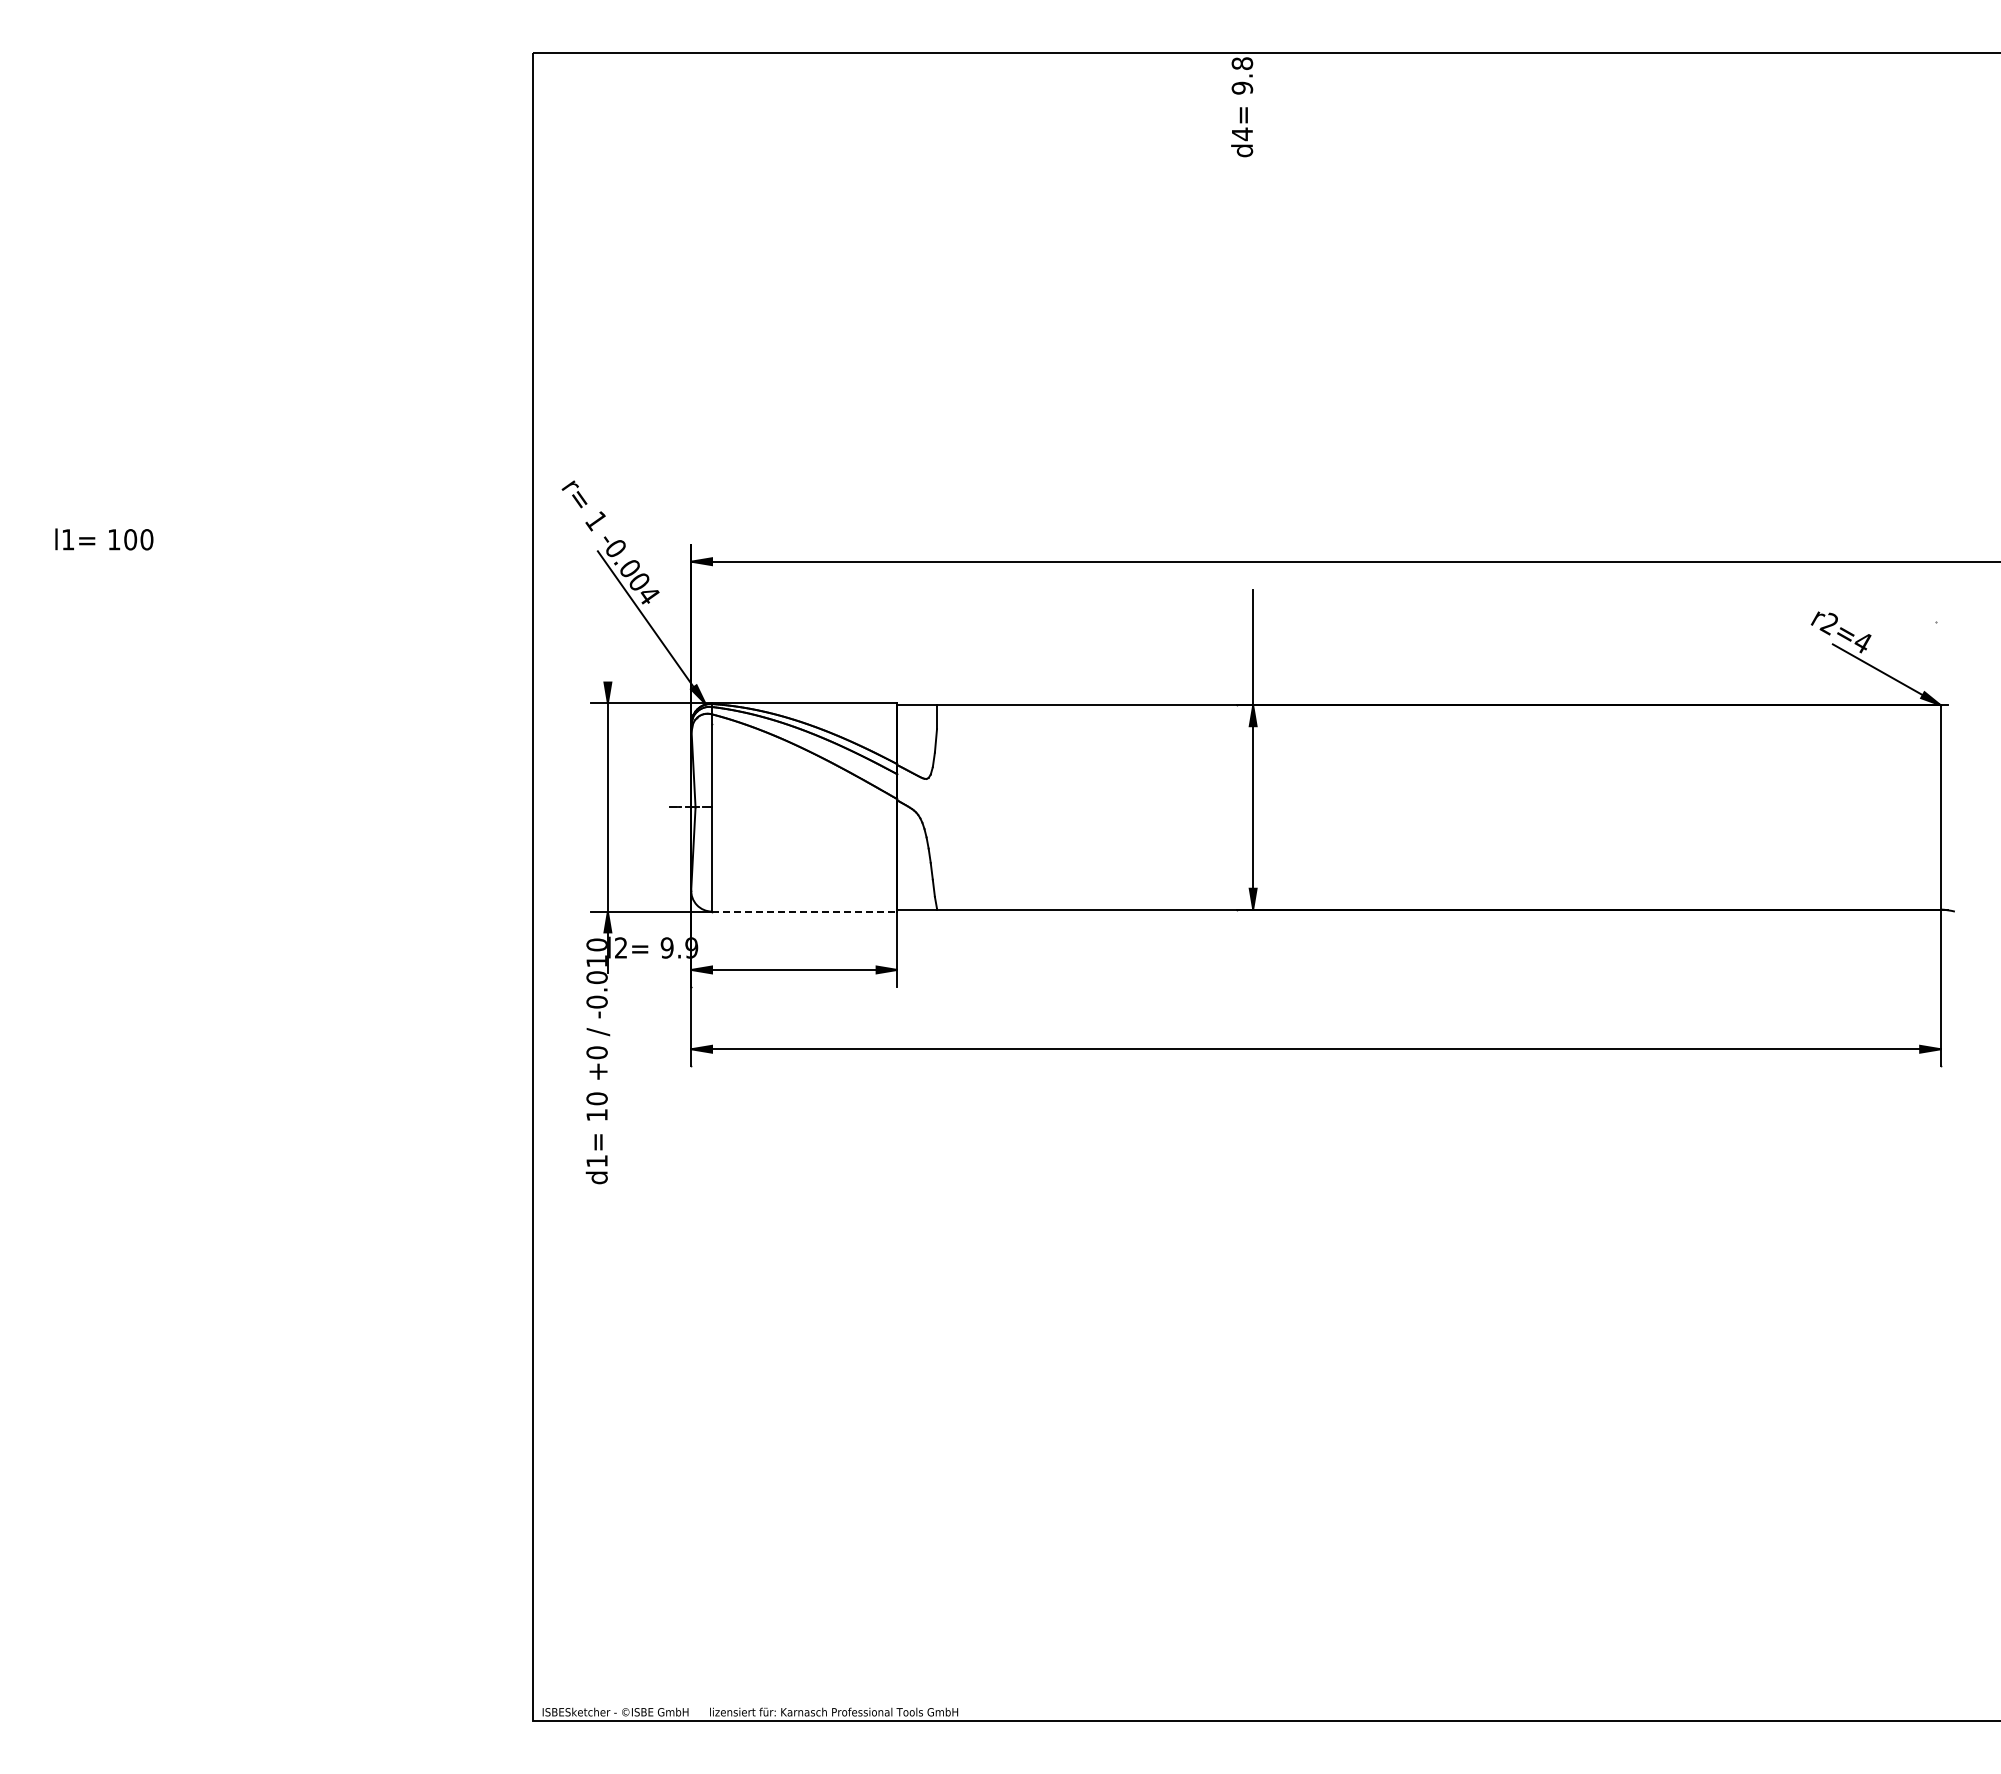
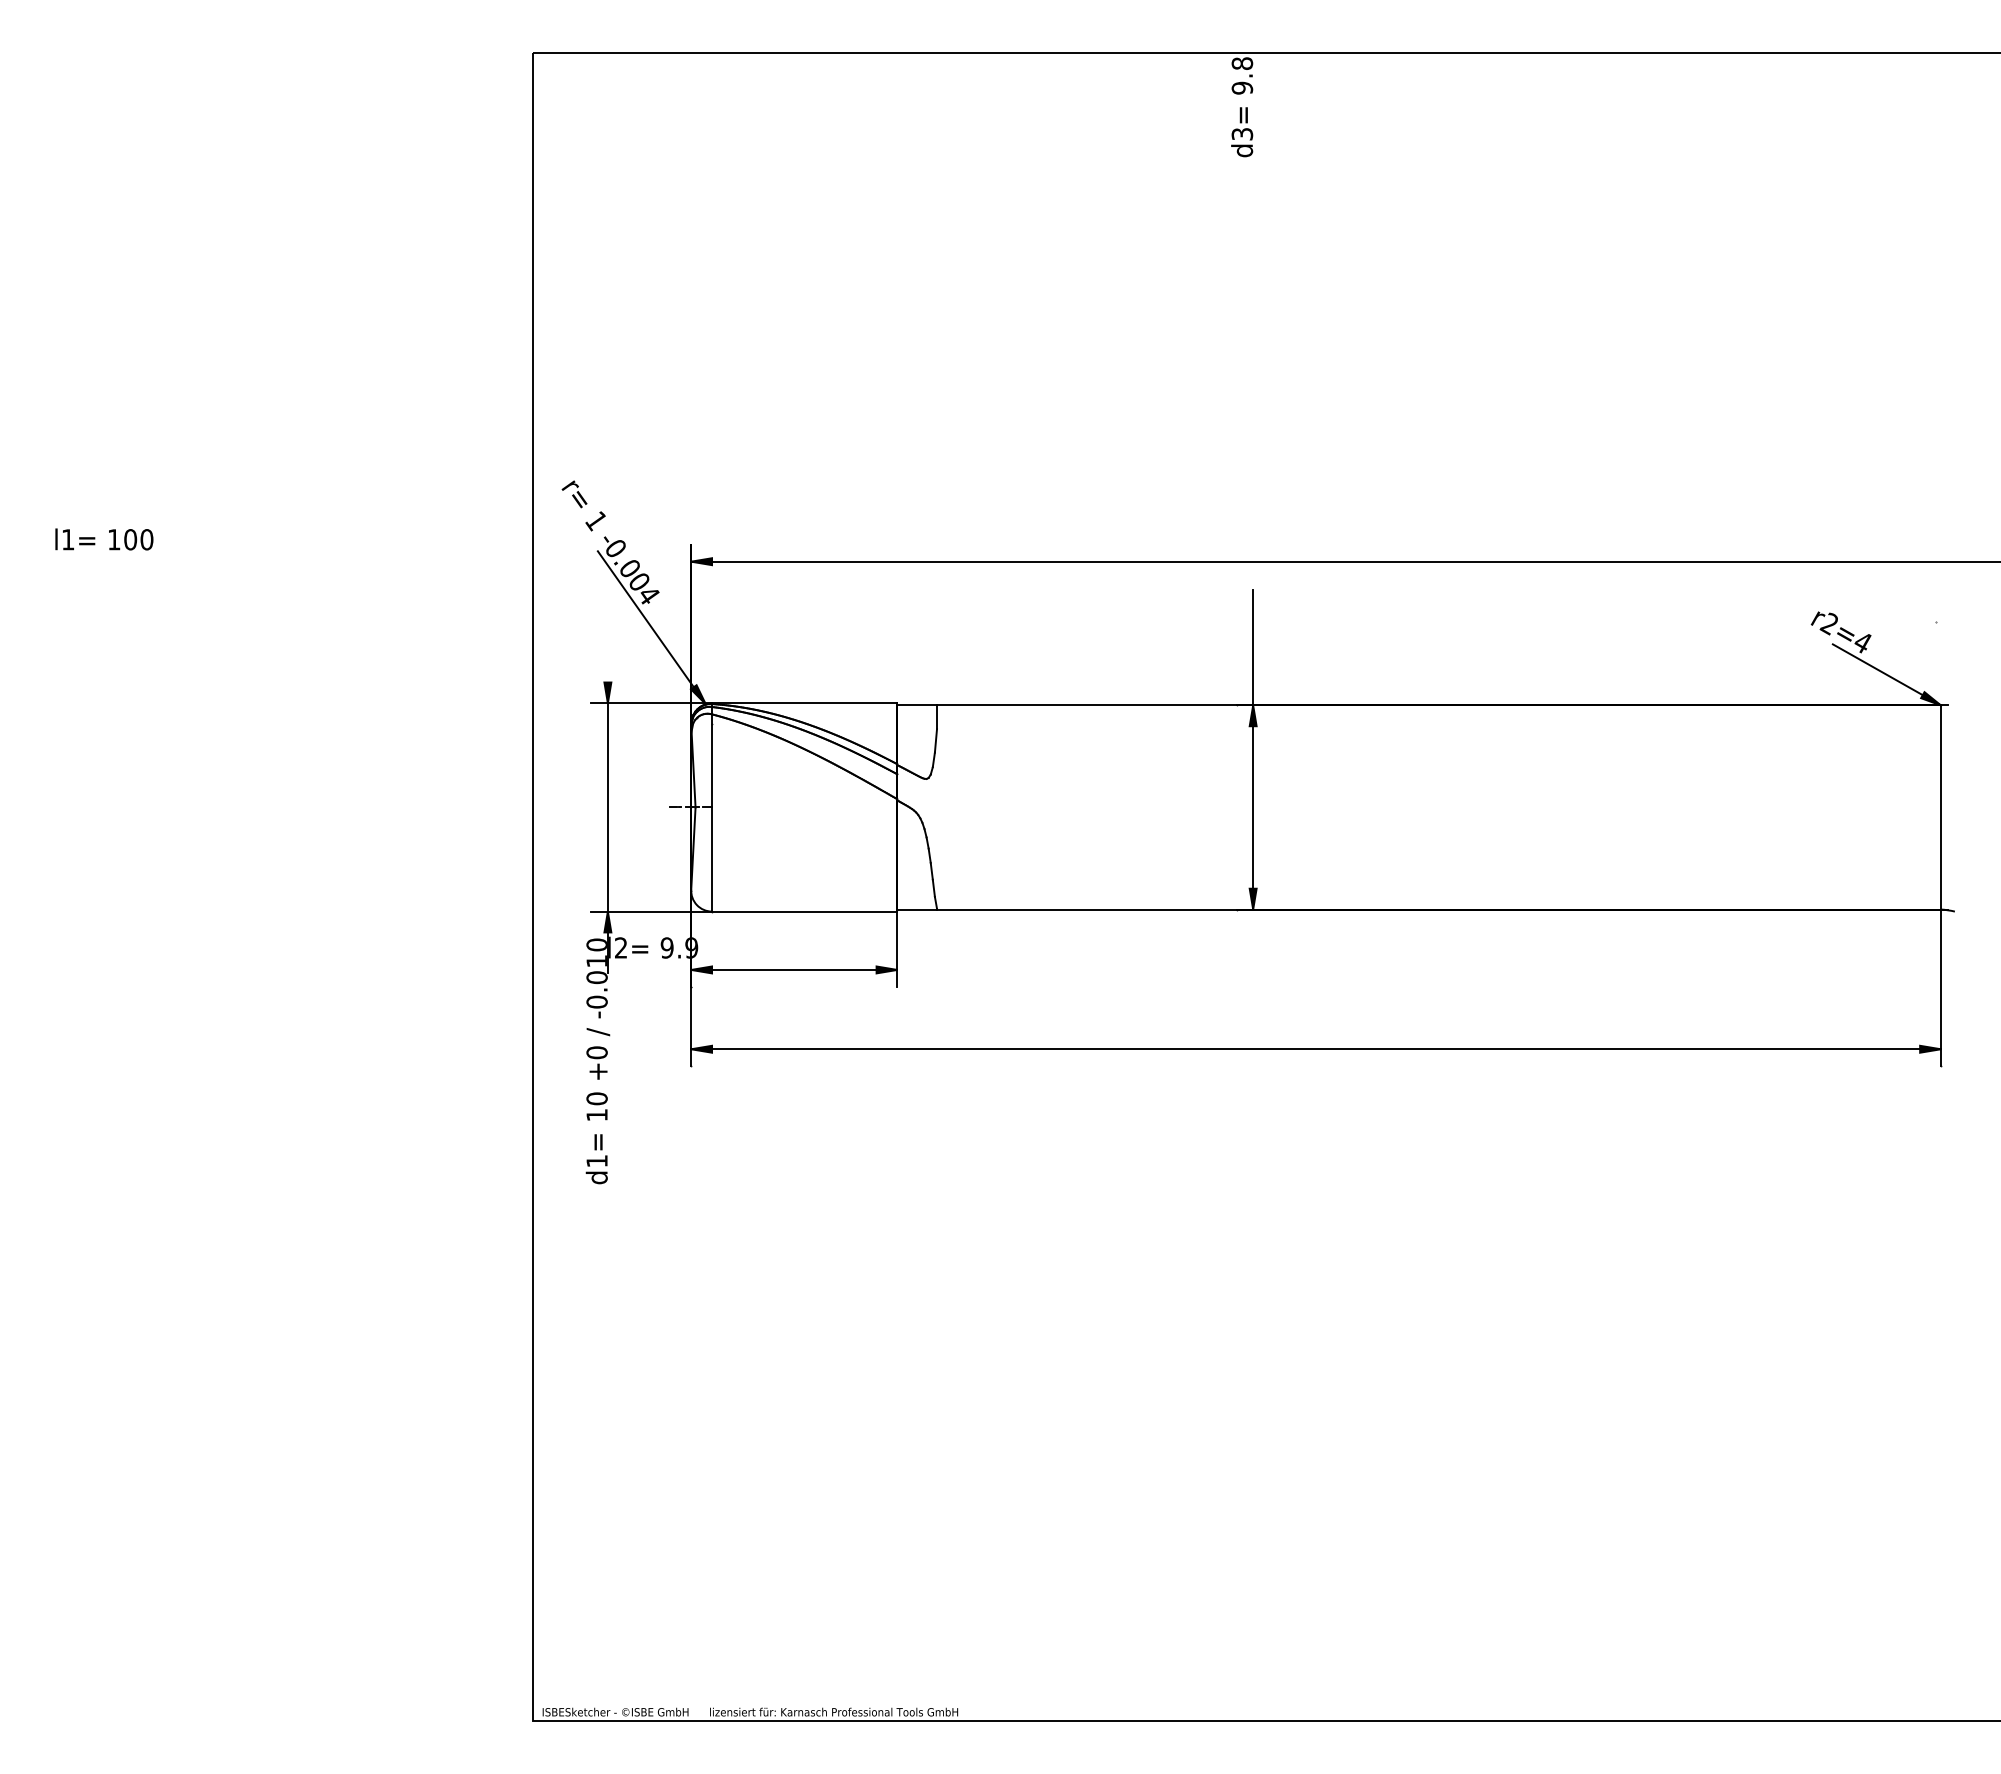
text: d4= -> d3= (1242, 134)
line: dashed -> solid (804, 911)
